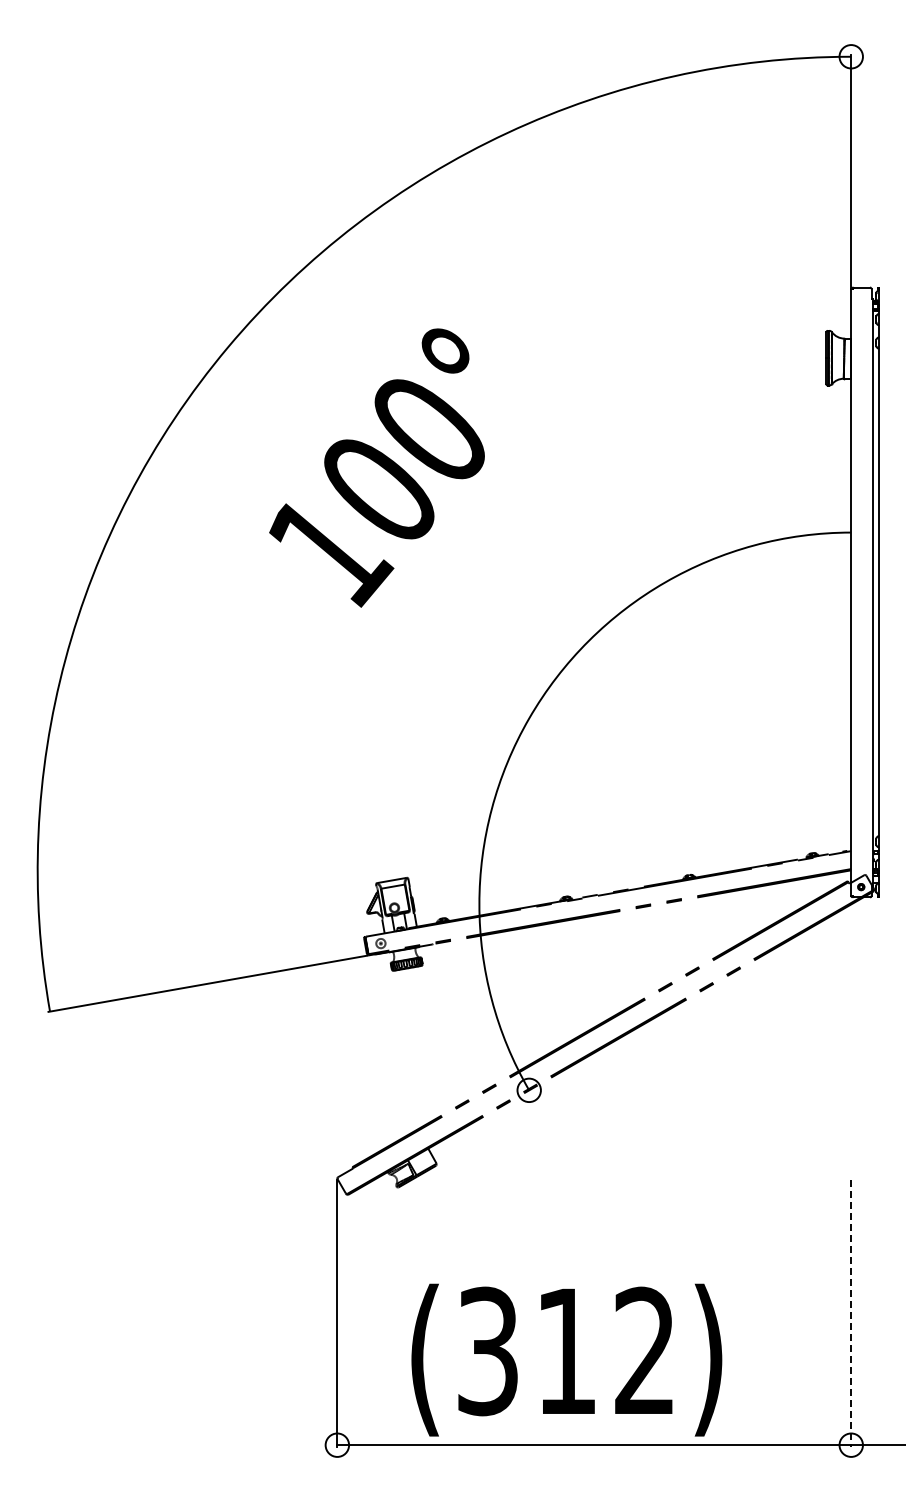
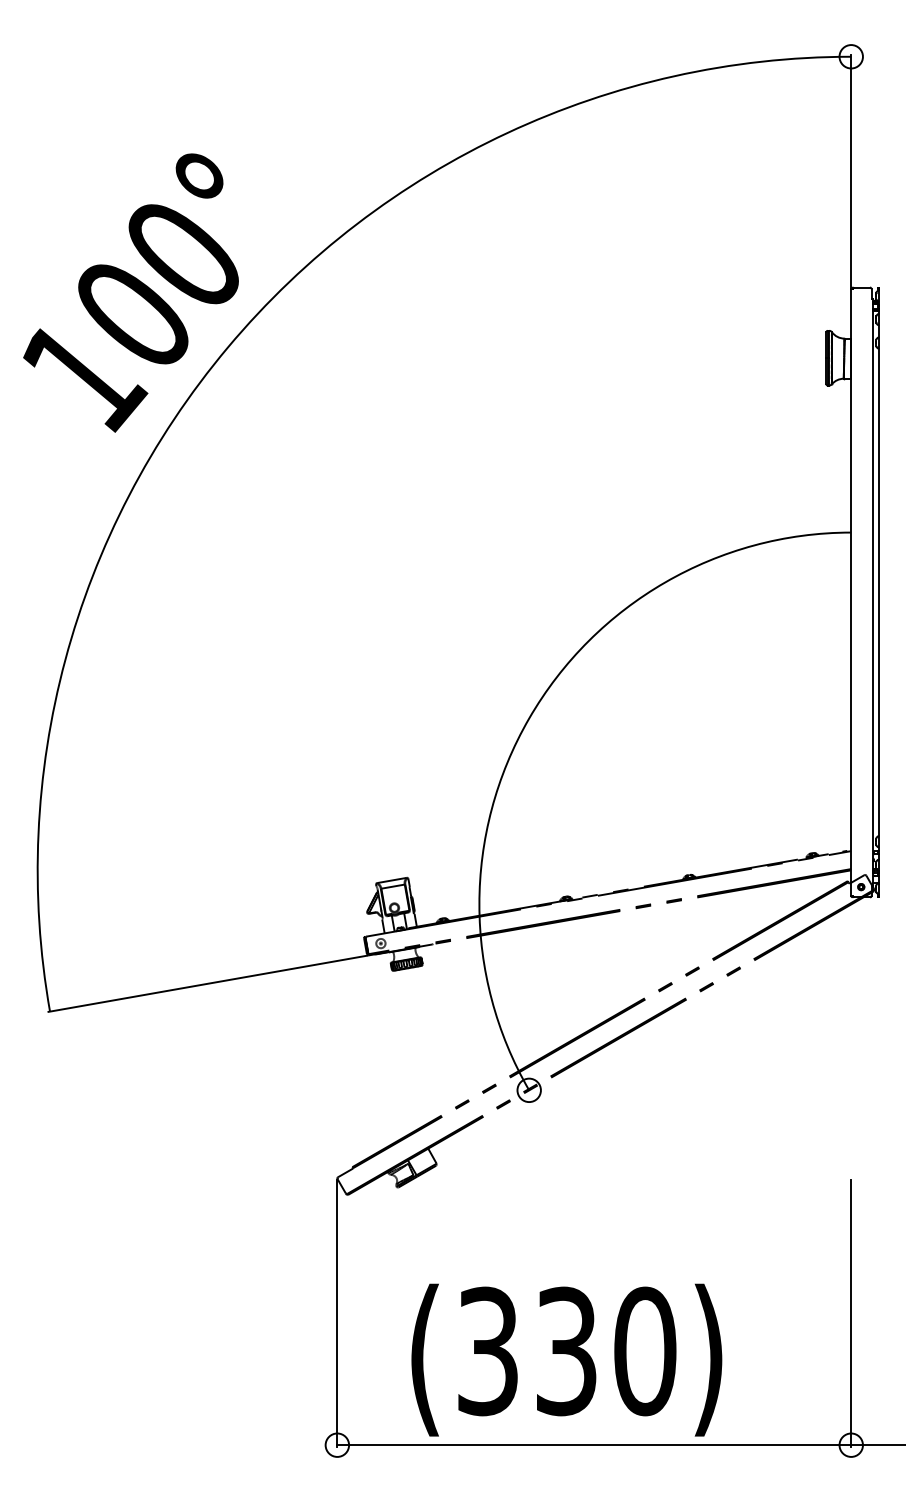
text position: (376, 467) -> (130, 292) (130, 292)
line: dashed -> solid (851, 1313)
text: (312) -> (330) (606, 1351)
